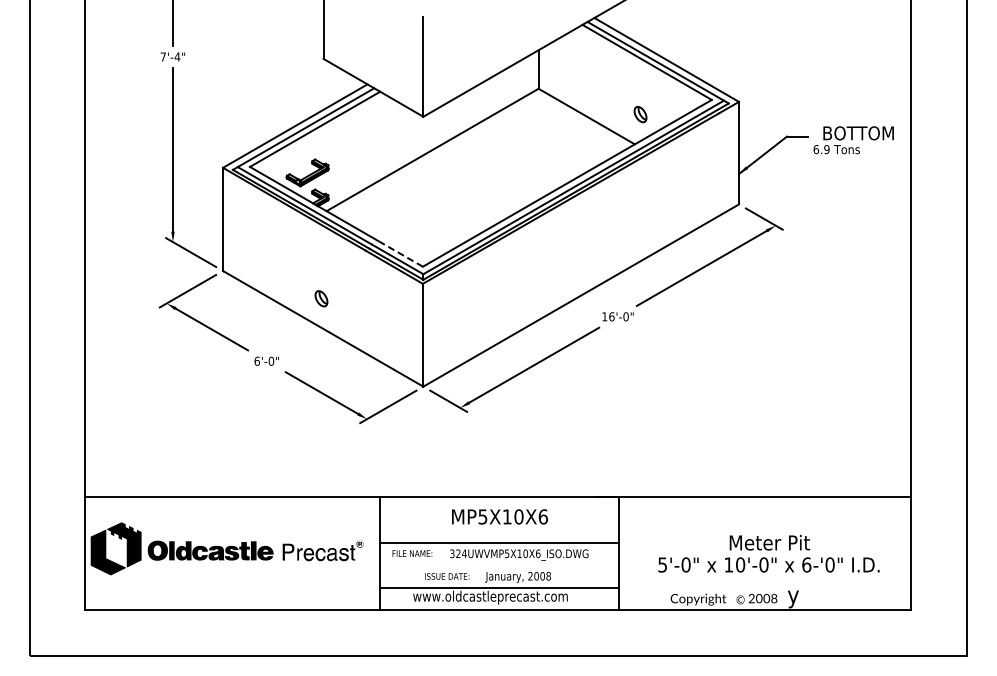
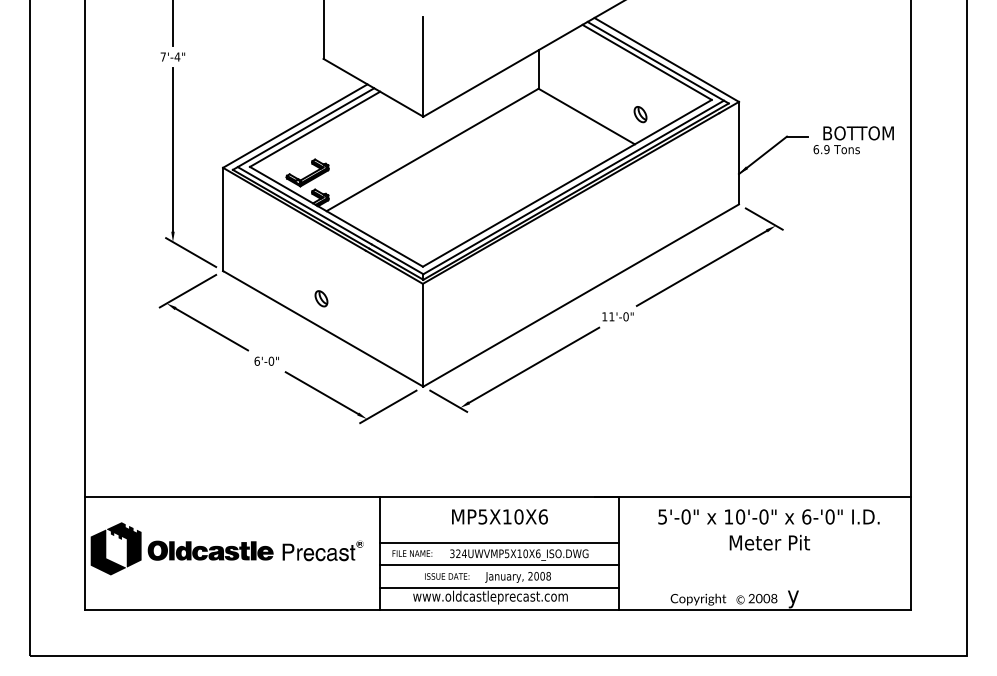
line: dashed -> solid (400, 253)
text: 16'-0" -> 11'-0" (611, 316)
text position: (768, 564) -> (768, 516) (768, 516)
line: none -> present (499, 565)
